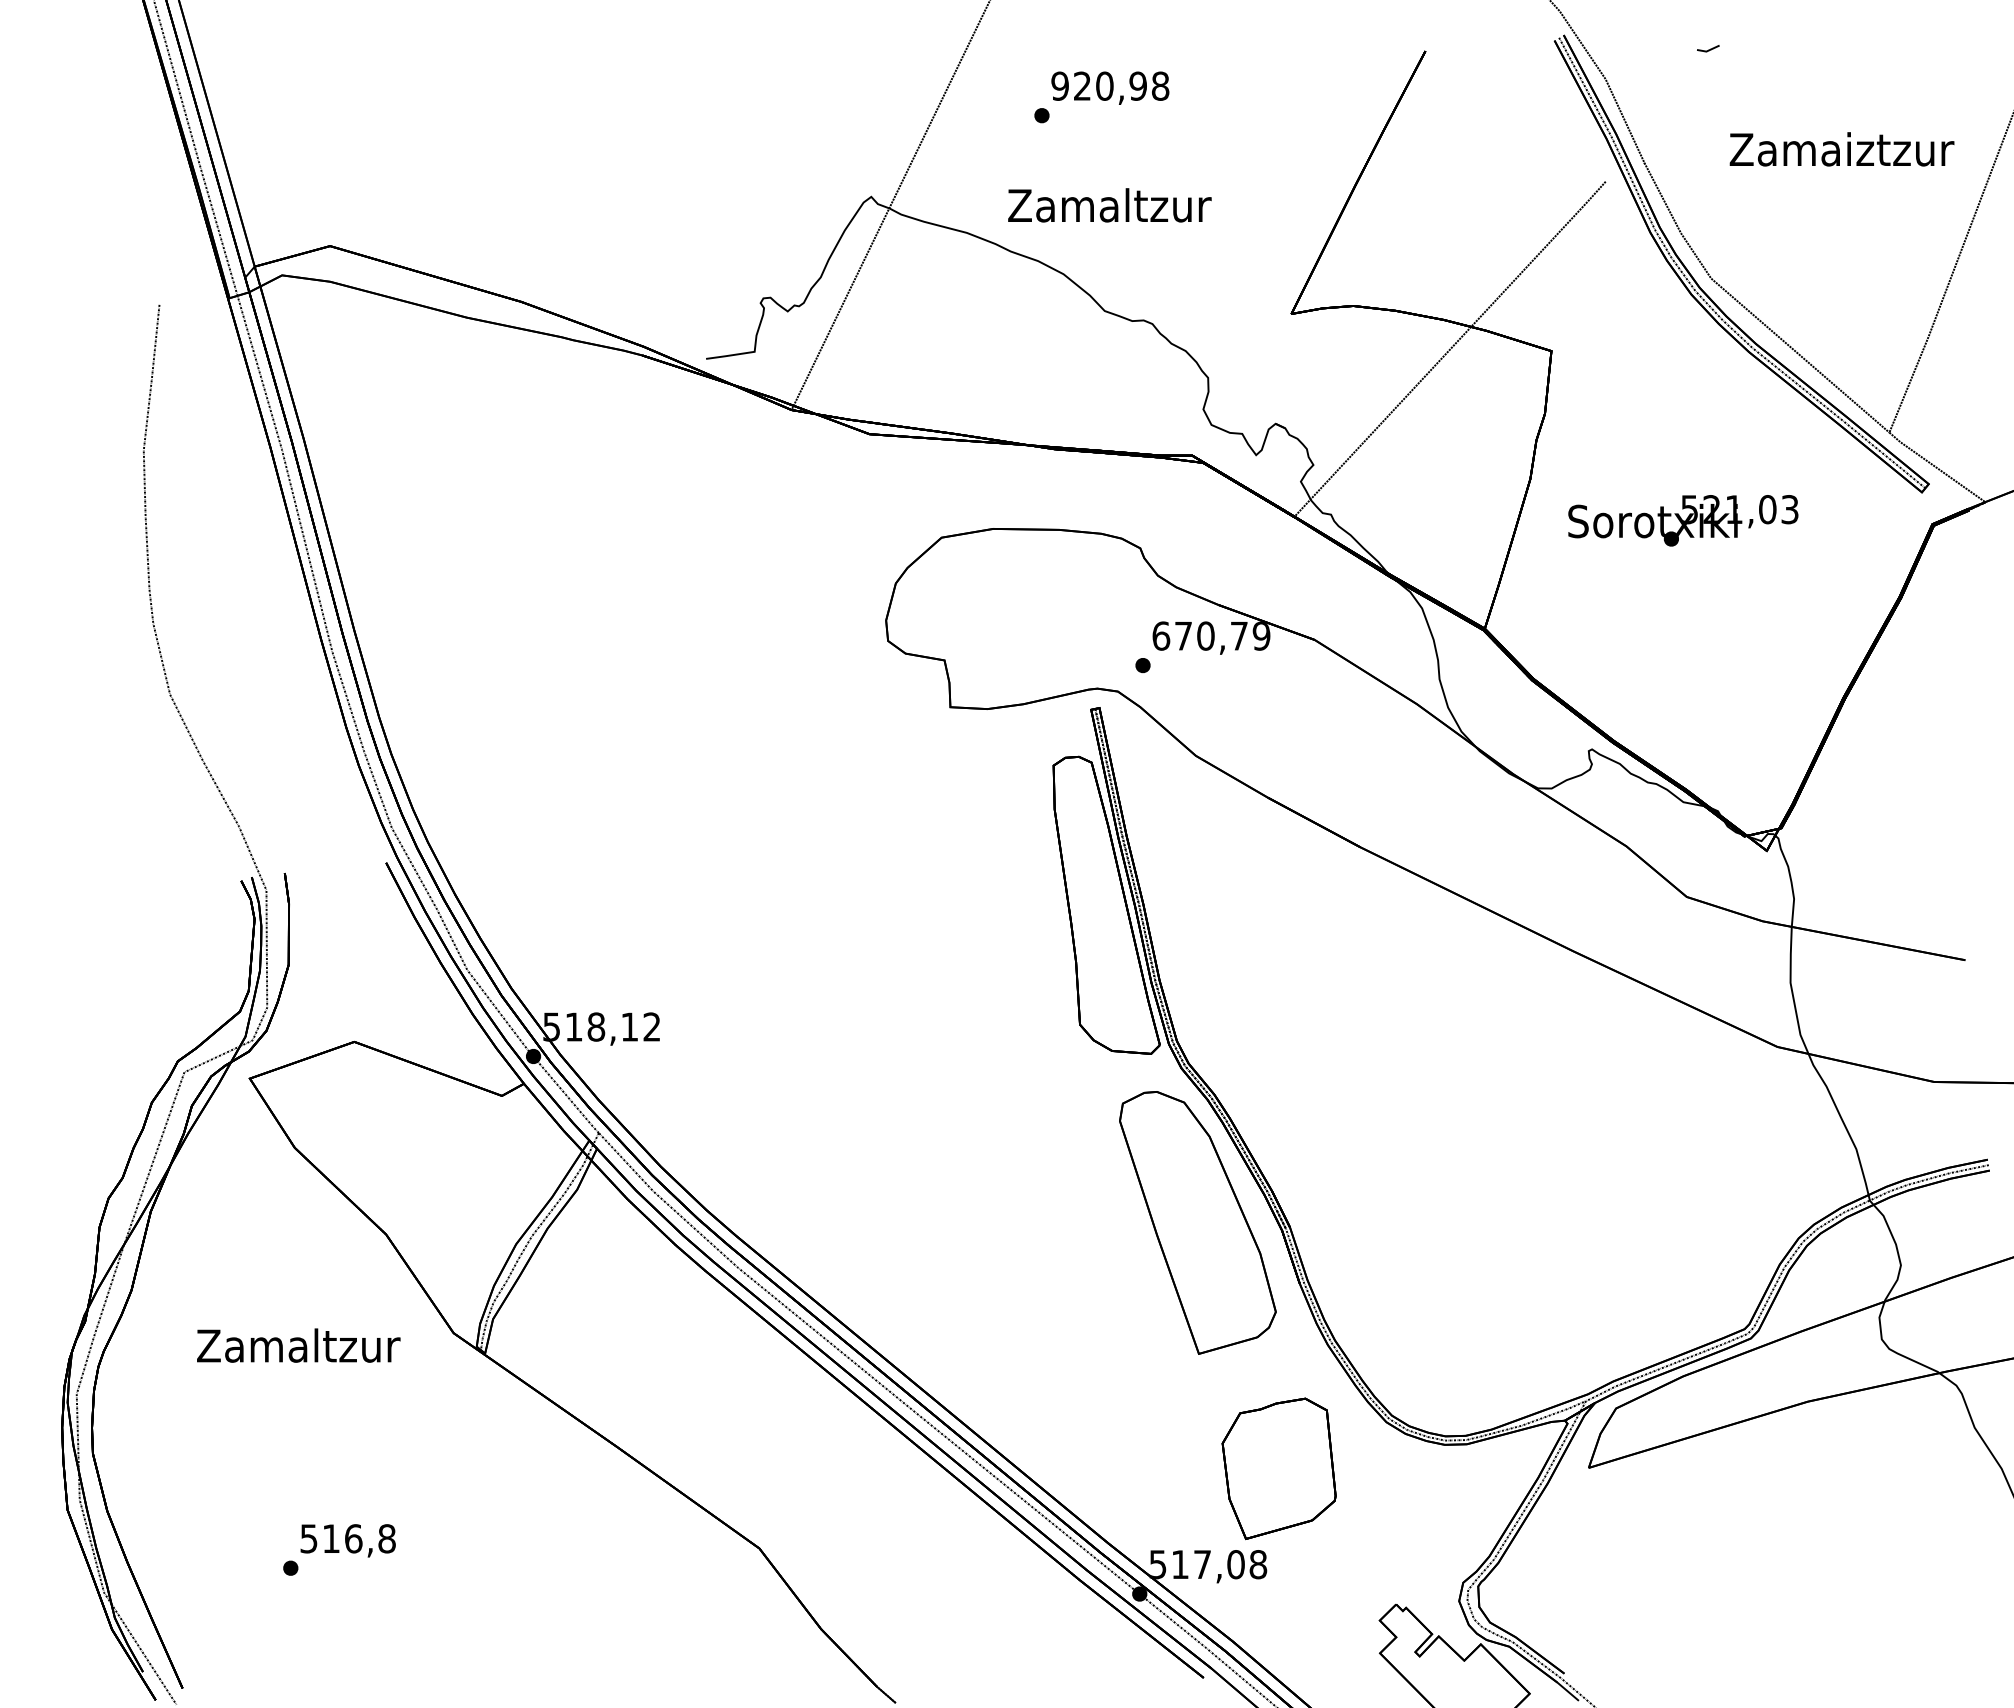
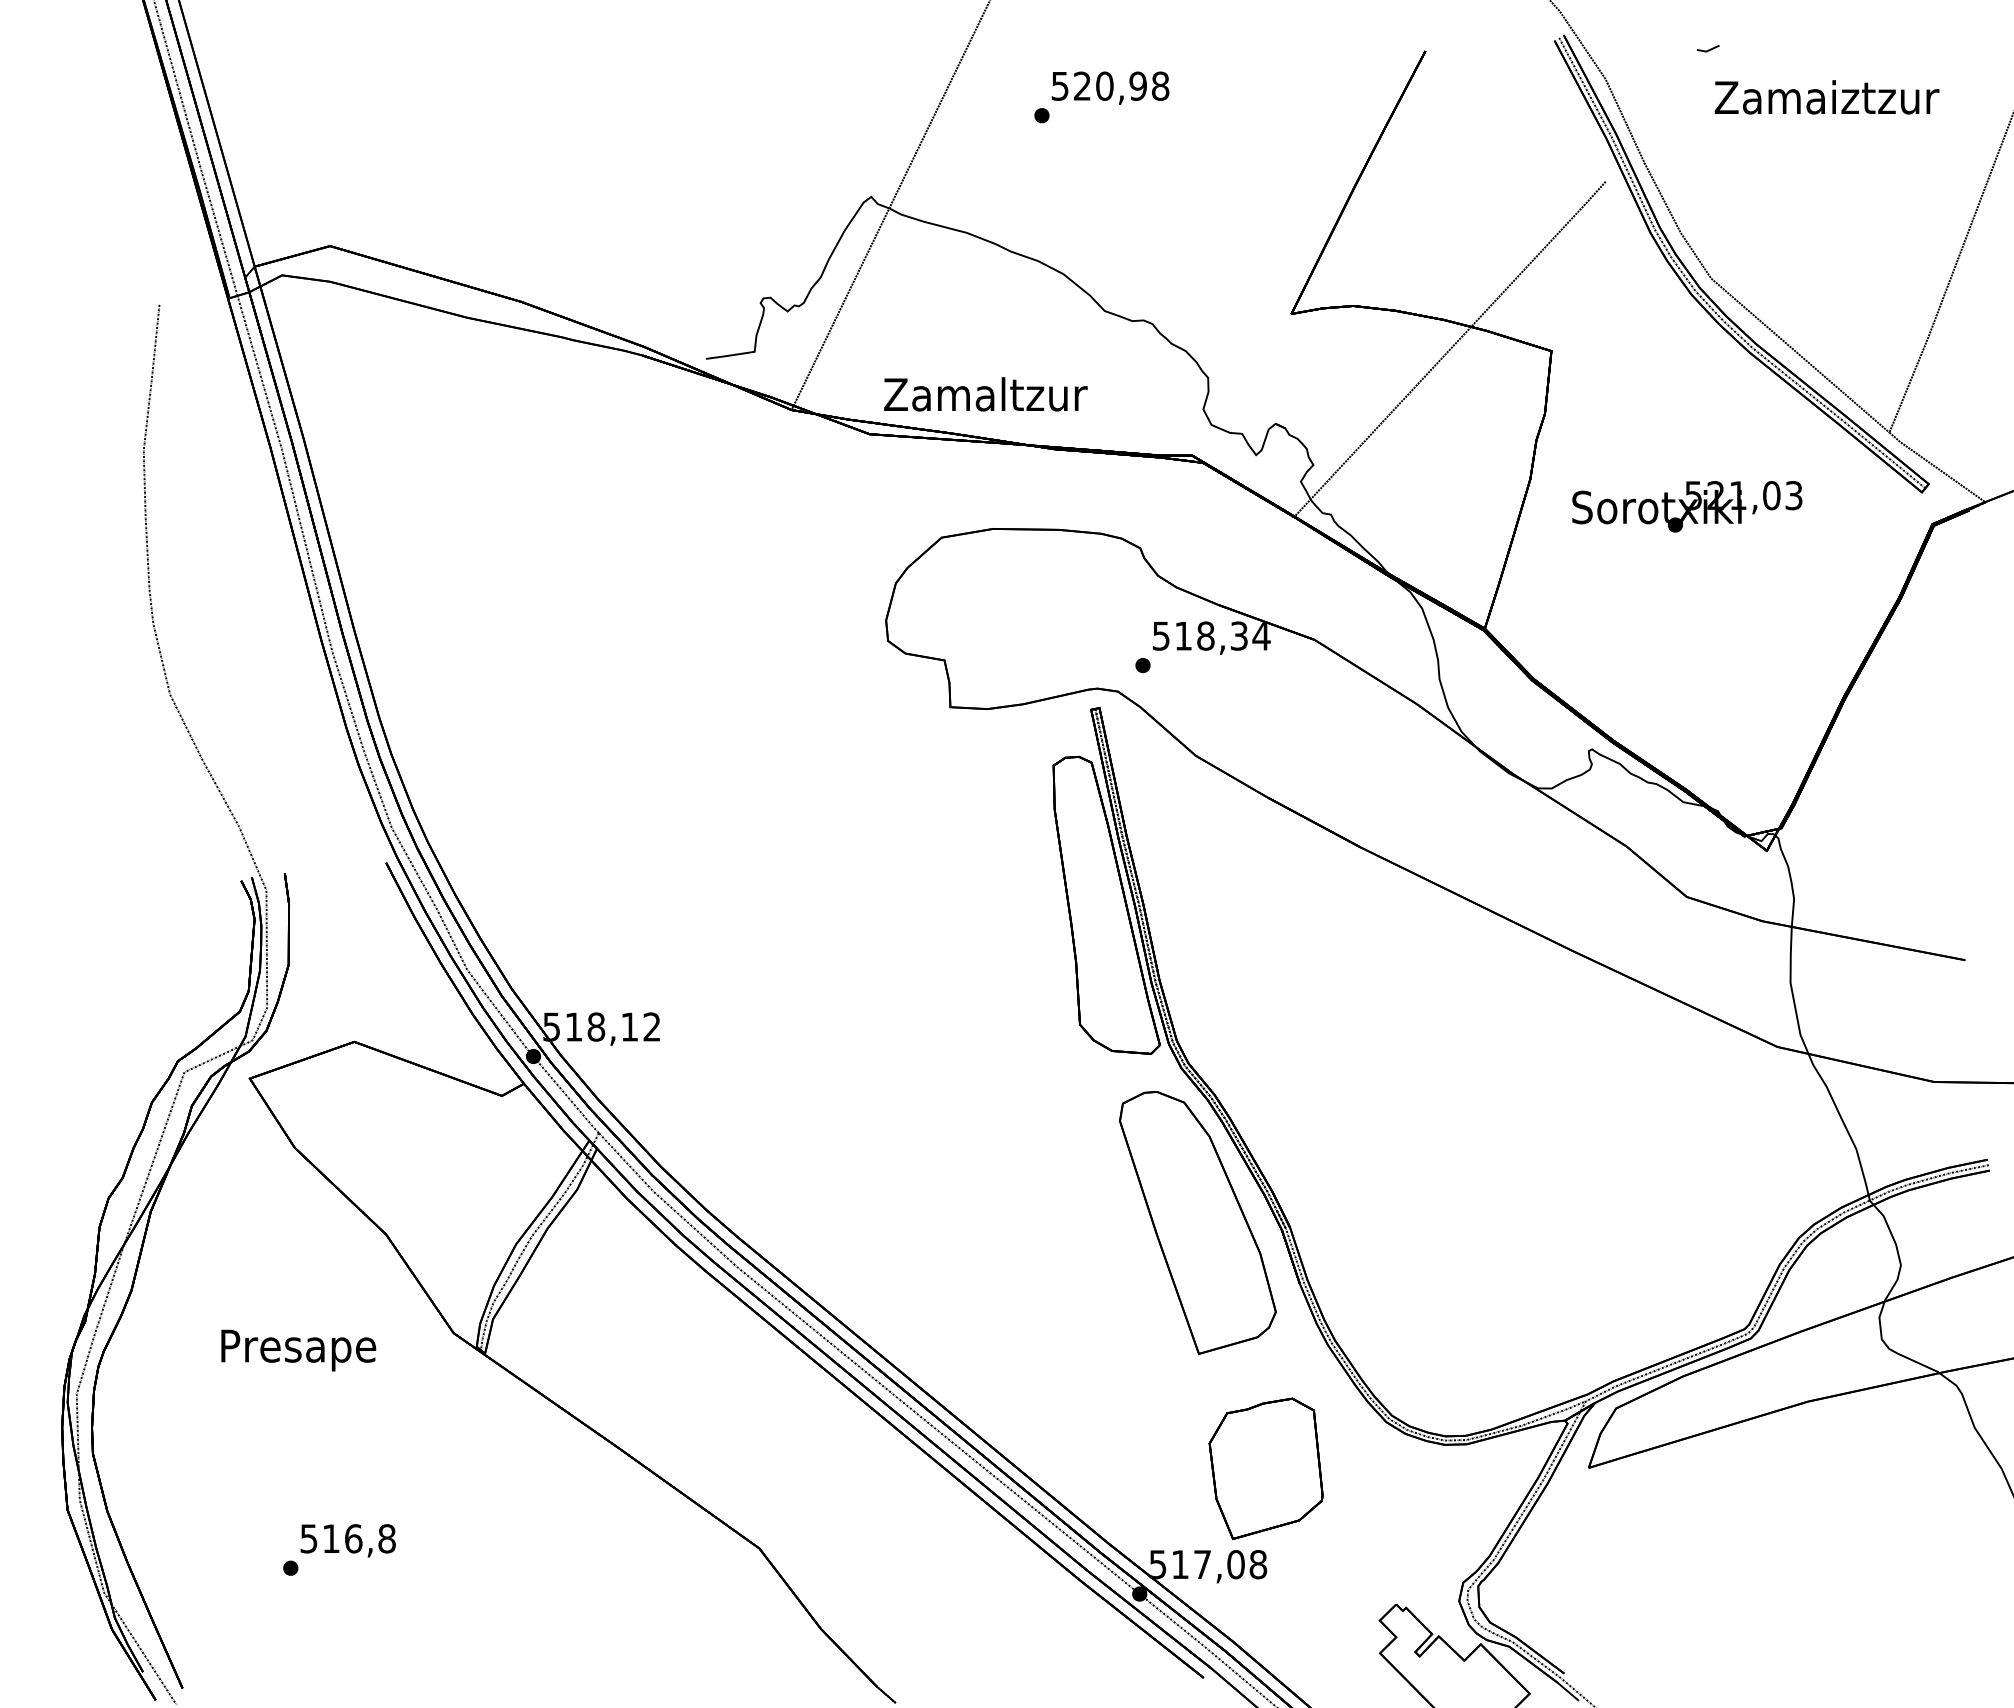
text: 920,98 -> 520,98 (1059, 85)
text position: (1841, 149) -> (1826, 97) (1826, 97)
text position: (1109, 205) -> (985, 394) (985, 394)
text position: (1683, 520) -> (1687, 506) (1687, 506)
text: 670,79 -> 518,34 (1211, 635)
text: Zamaltzur -> Presape (298, 1349)
part position: (1278, 1468) -> (1265, 1468) (1265, 1468)
